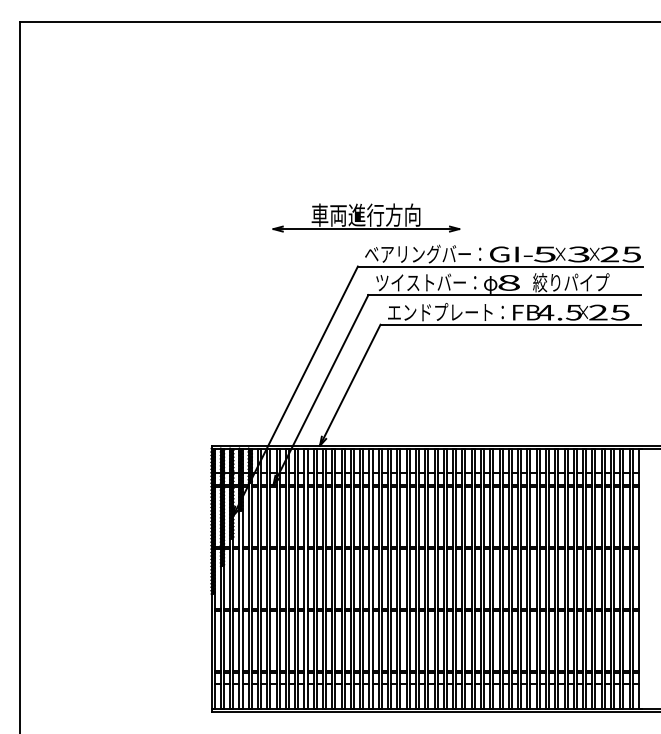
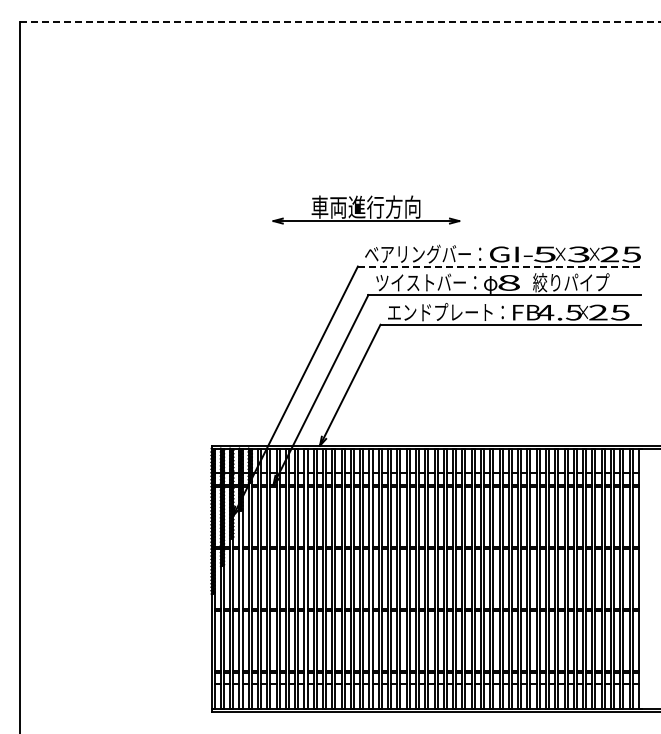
line: solid -> dashed (340, 22)
part position: (366, 217) -> (366, 209) (366, 209)
line: solid -> dashed (500, 266)
